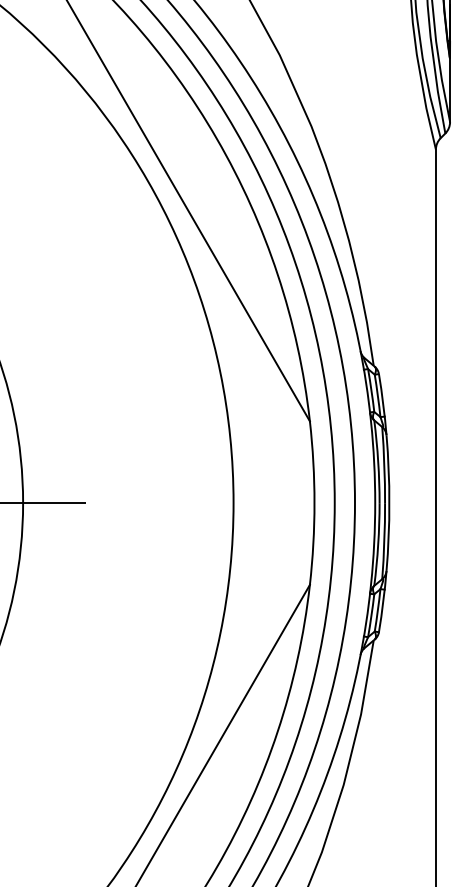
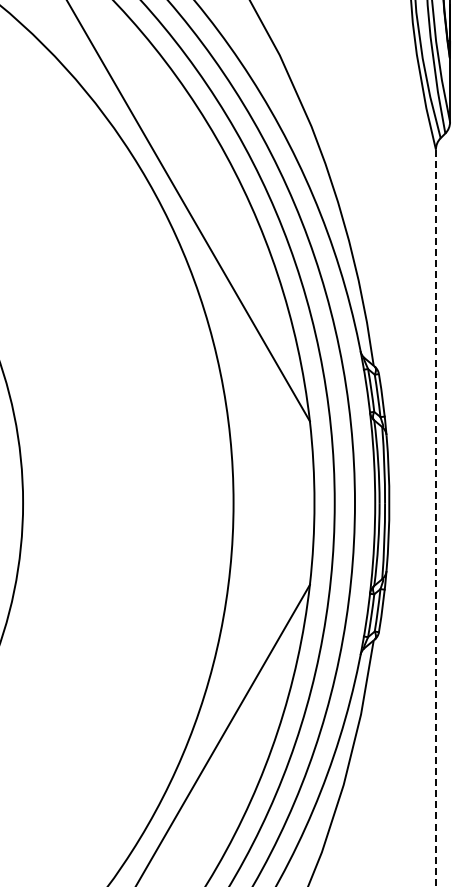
line: present -> none (43, 503)
line: solid -> dashed (435, 518)
